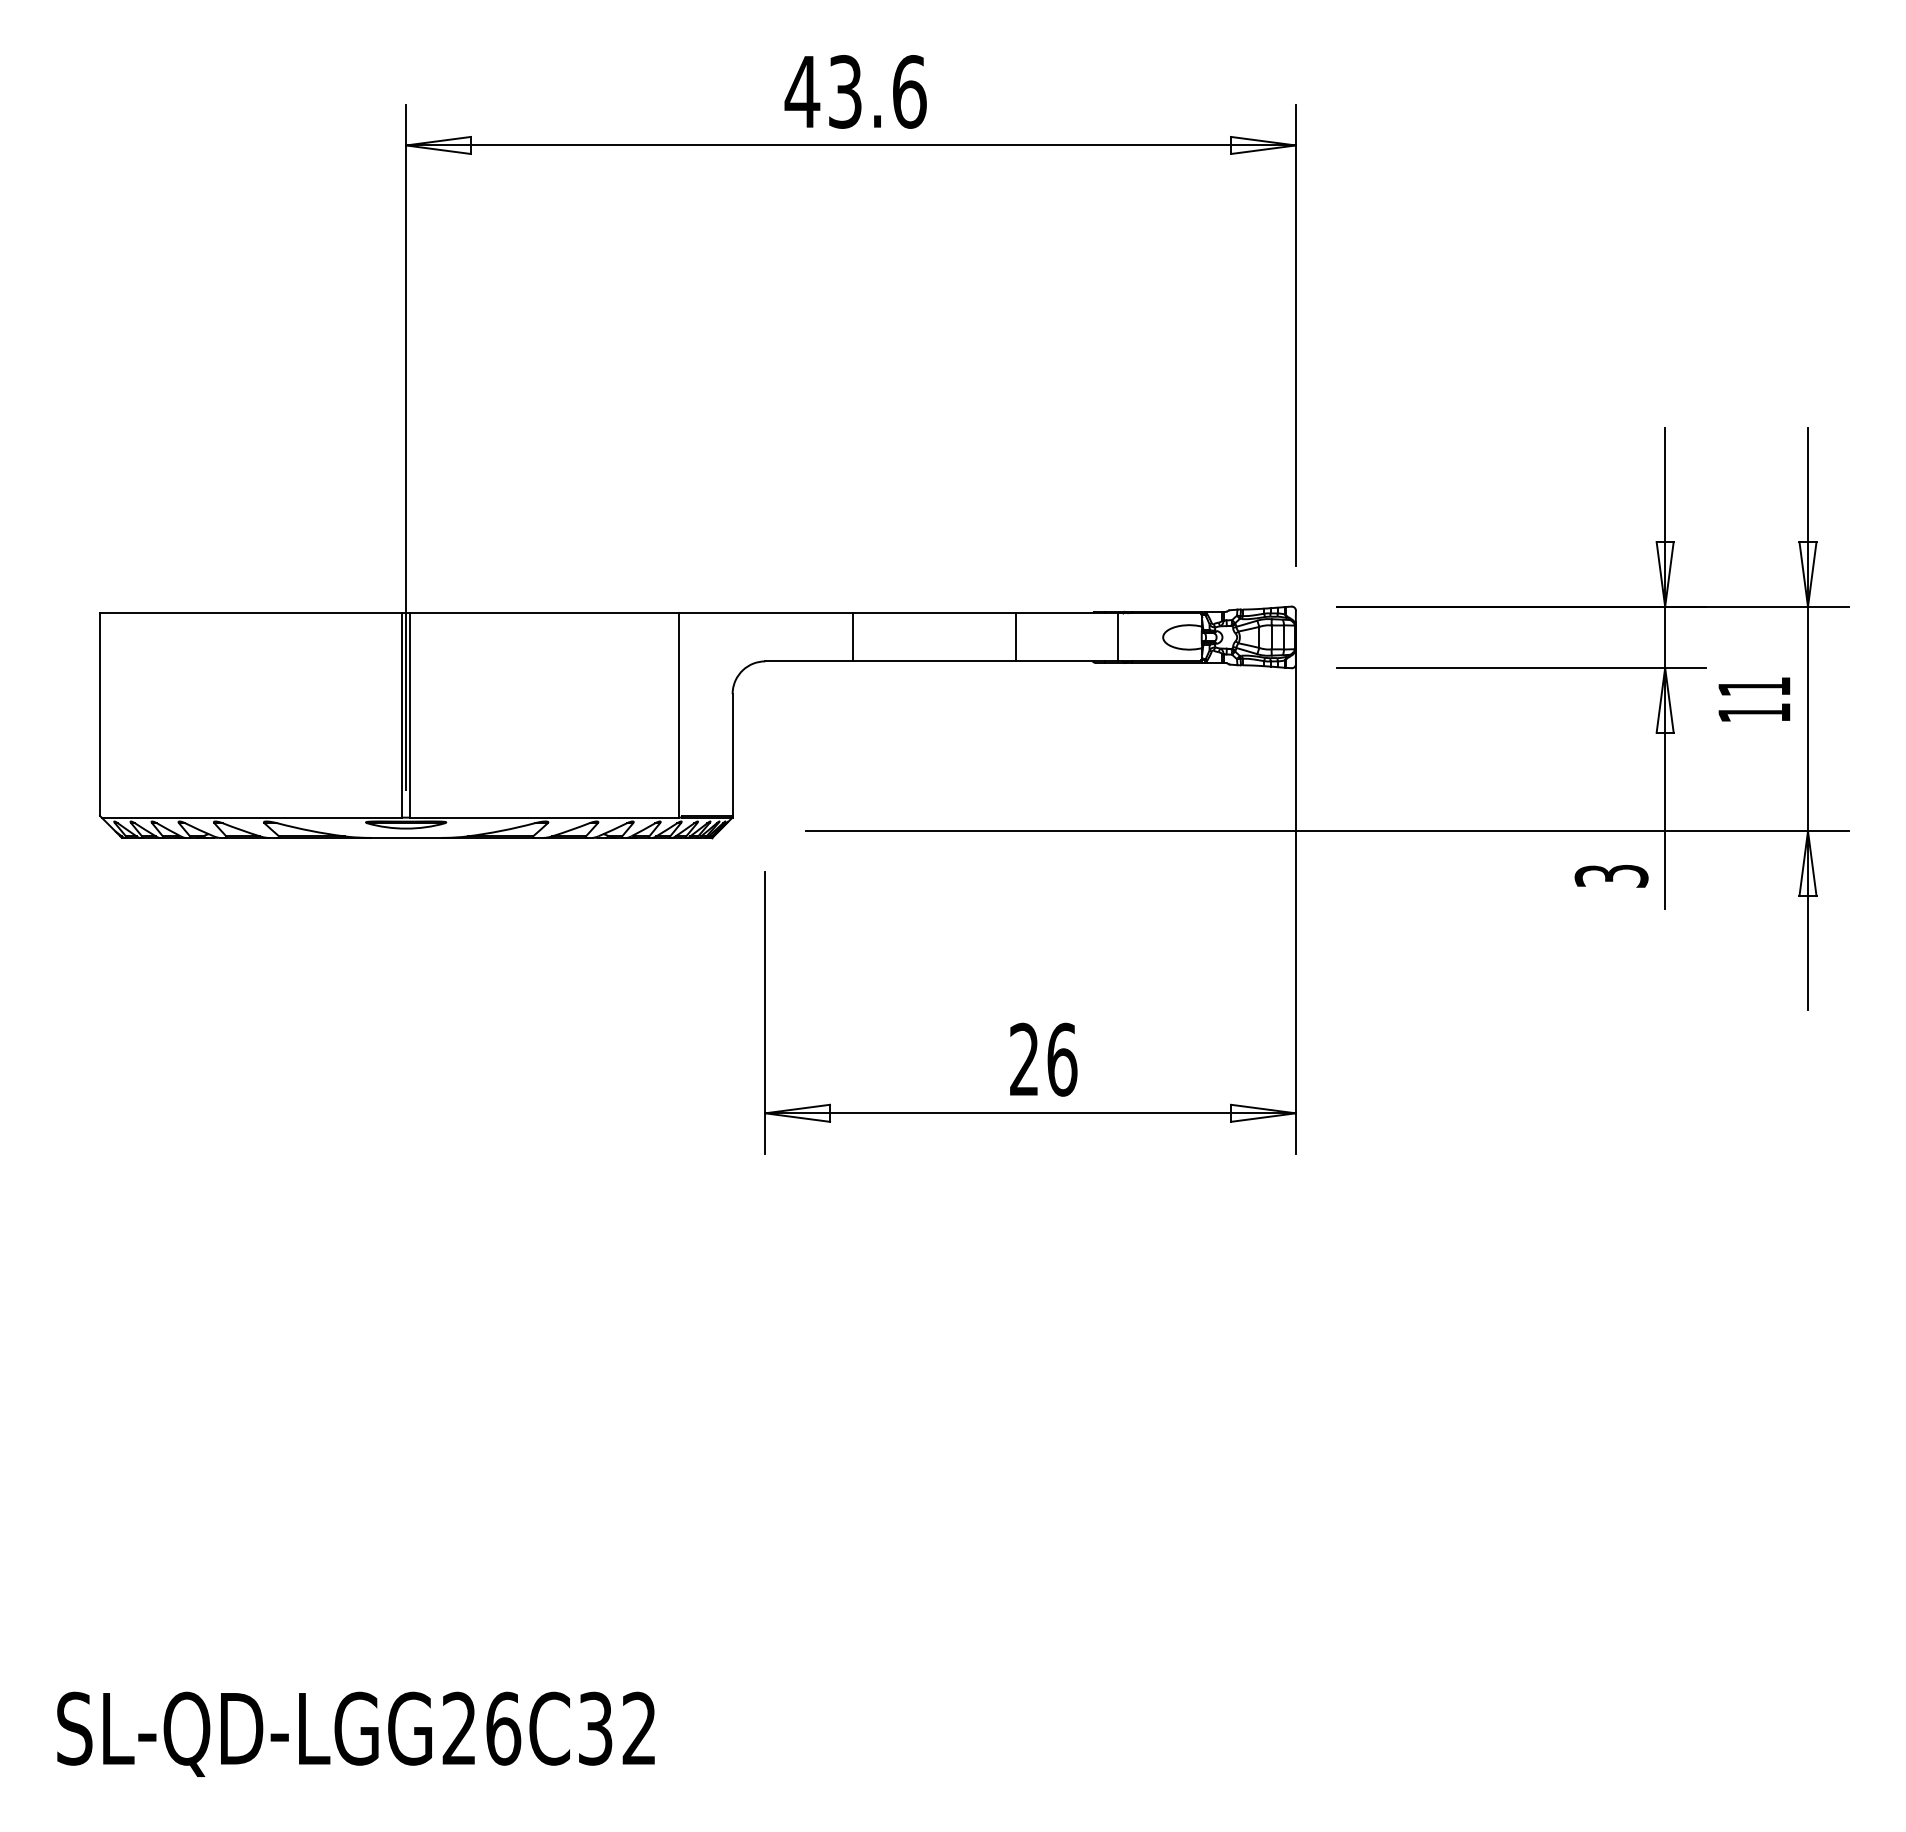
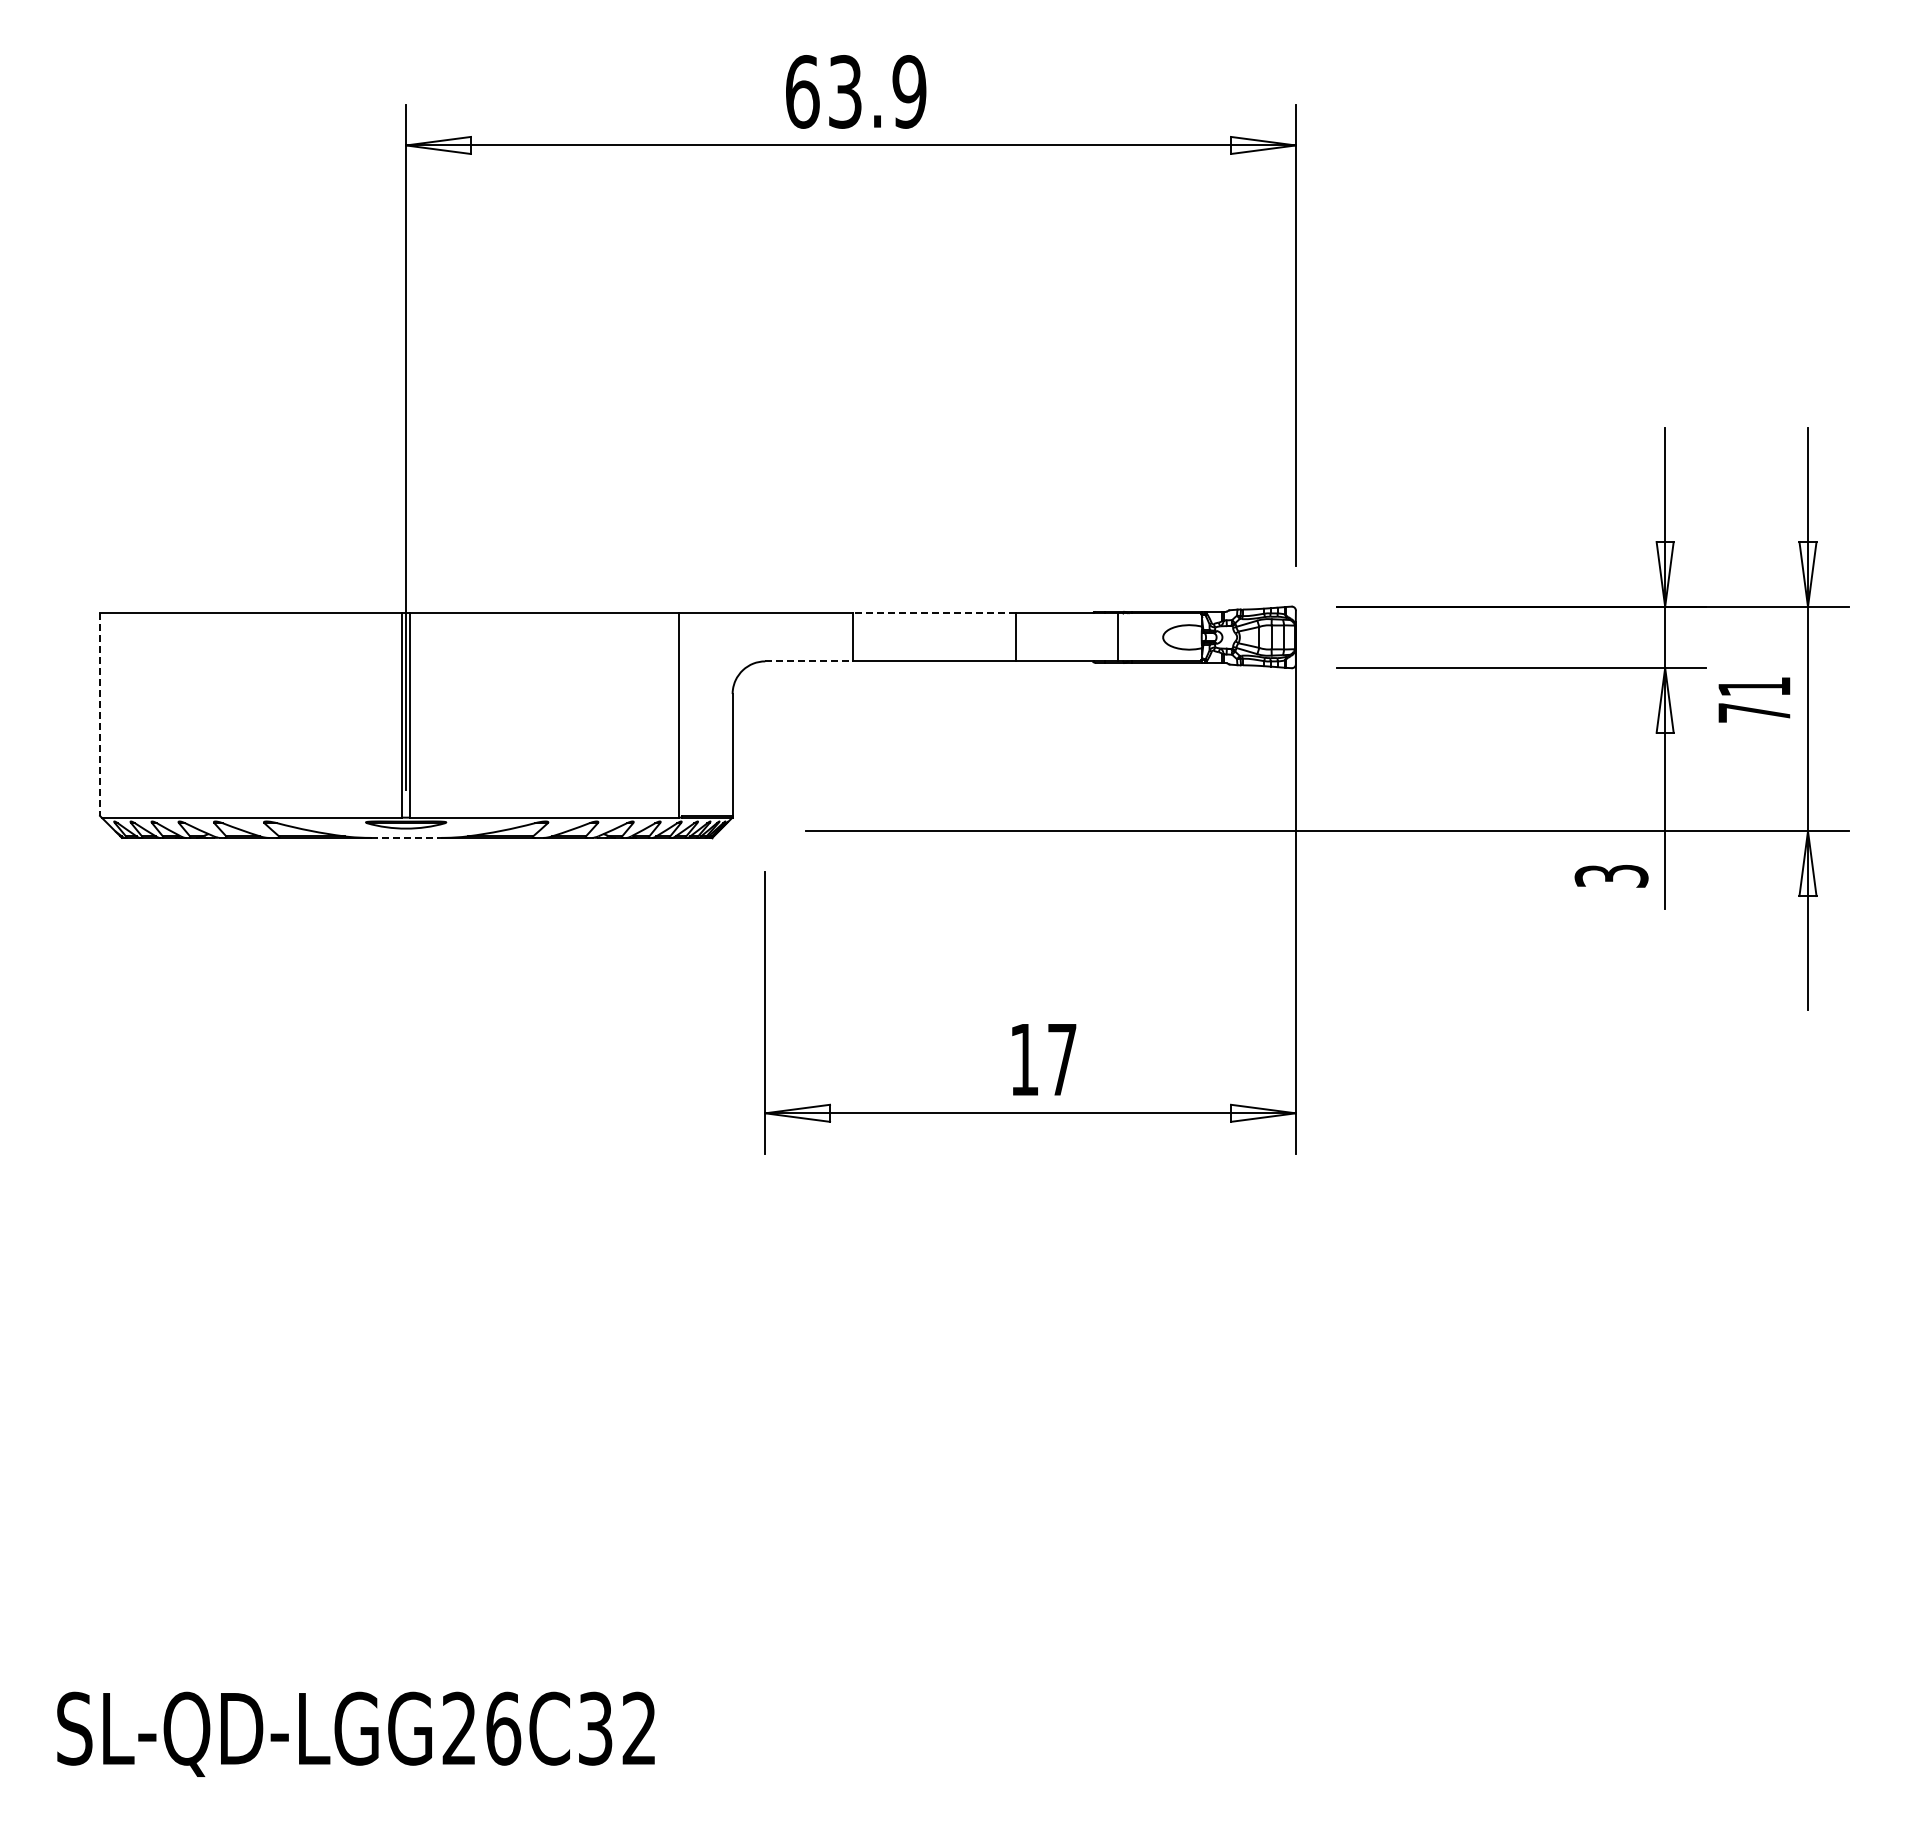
text: 43.6 -> 63.9 (855, 91)
line: solid -> dashed (934, 613)
line: solid -> dashed (809, 661)
text: 11 -> 71 (1754, 712)
line: solid -> dashed (100, 715)
line: solid -> dashed (406, 837)
text: 26 -> 17 (1043, 1059)
